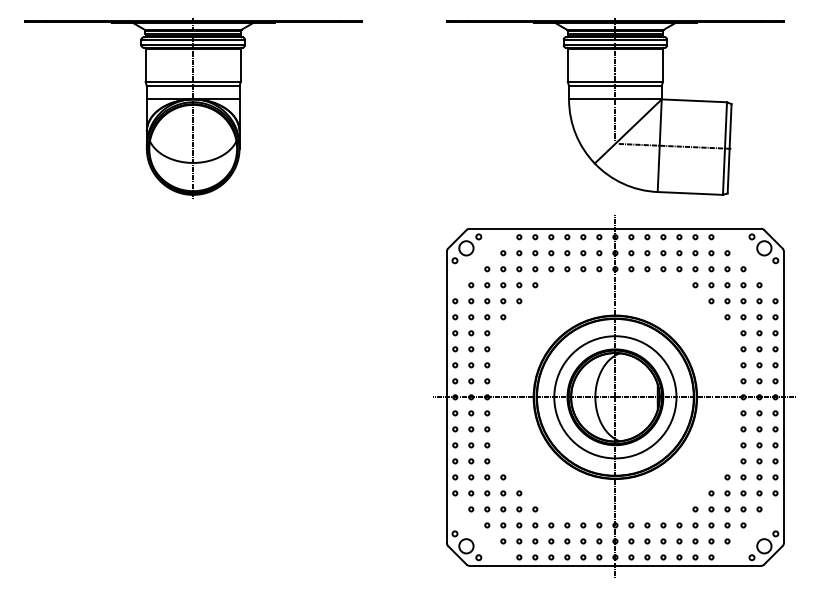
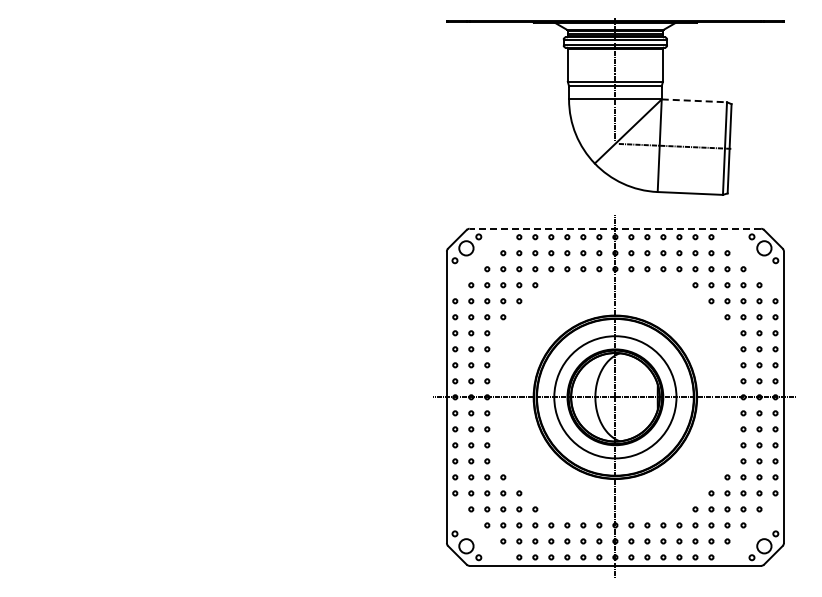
line: solid -> dashed (694, 100)
part: present -> none (193, 108)
line: solid -> dashed (615, 228)
